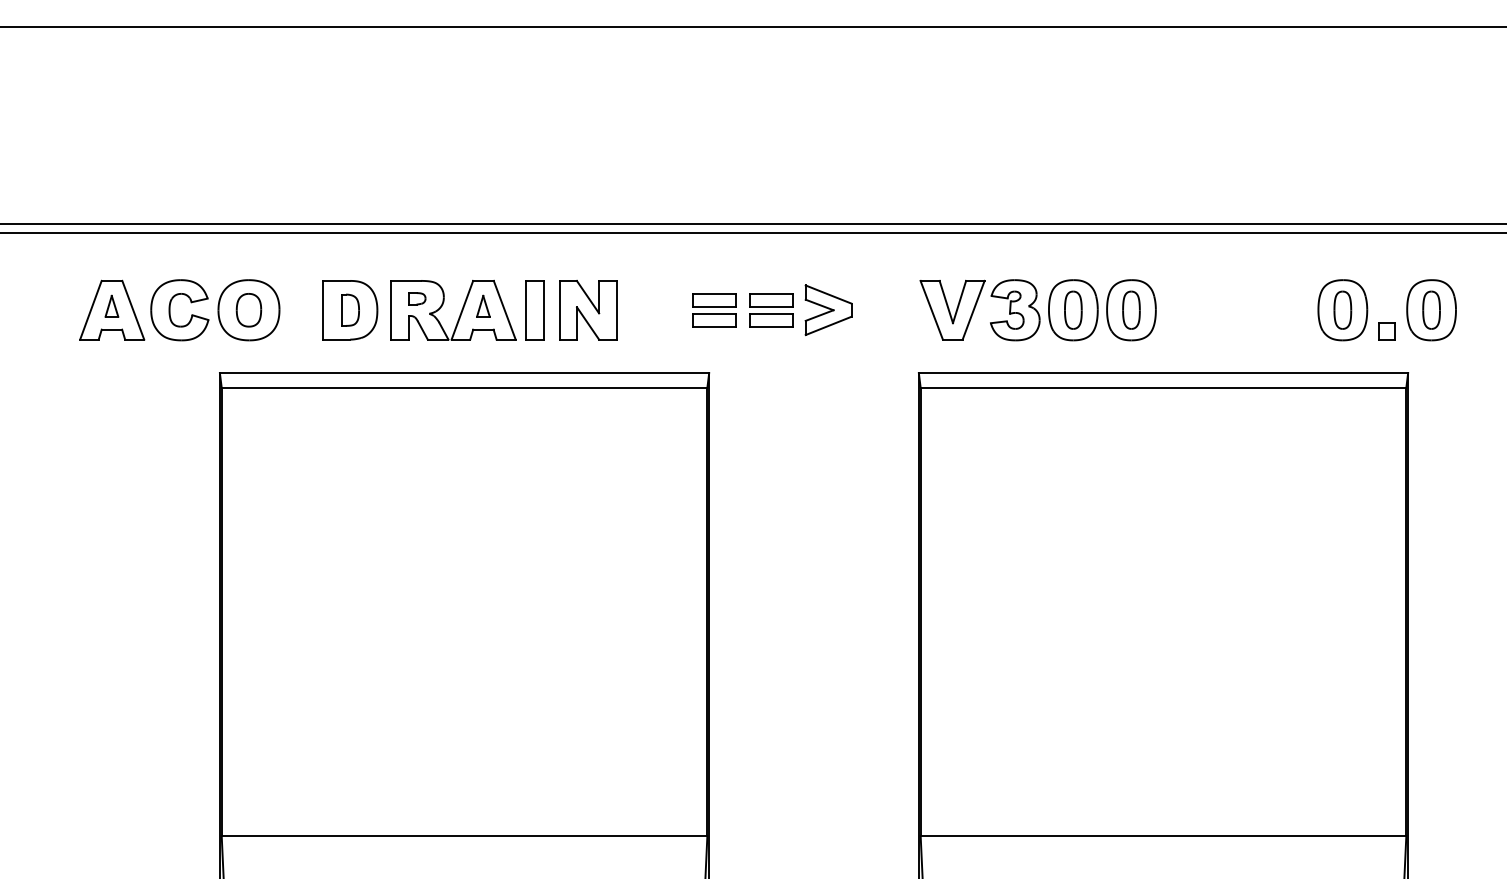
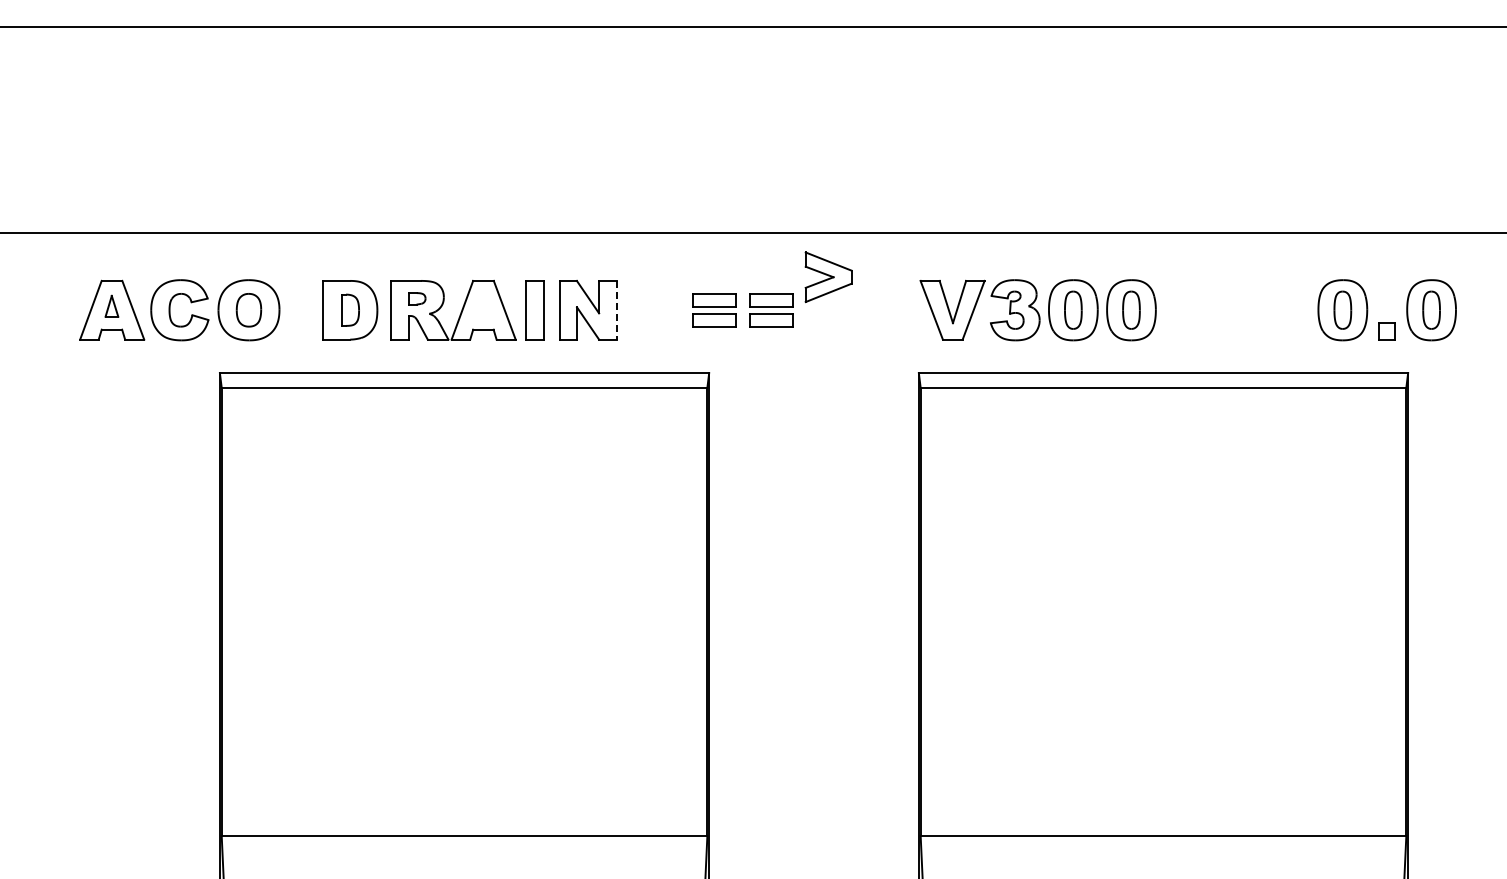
line: present -> none (752, 224)
part: present -> none (483, 305)
line: solid -> dashed (616, 310)
part position: (828, 310) -> (828, 277) (828, 277)
